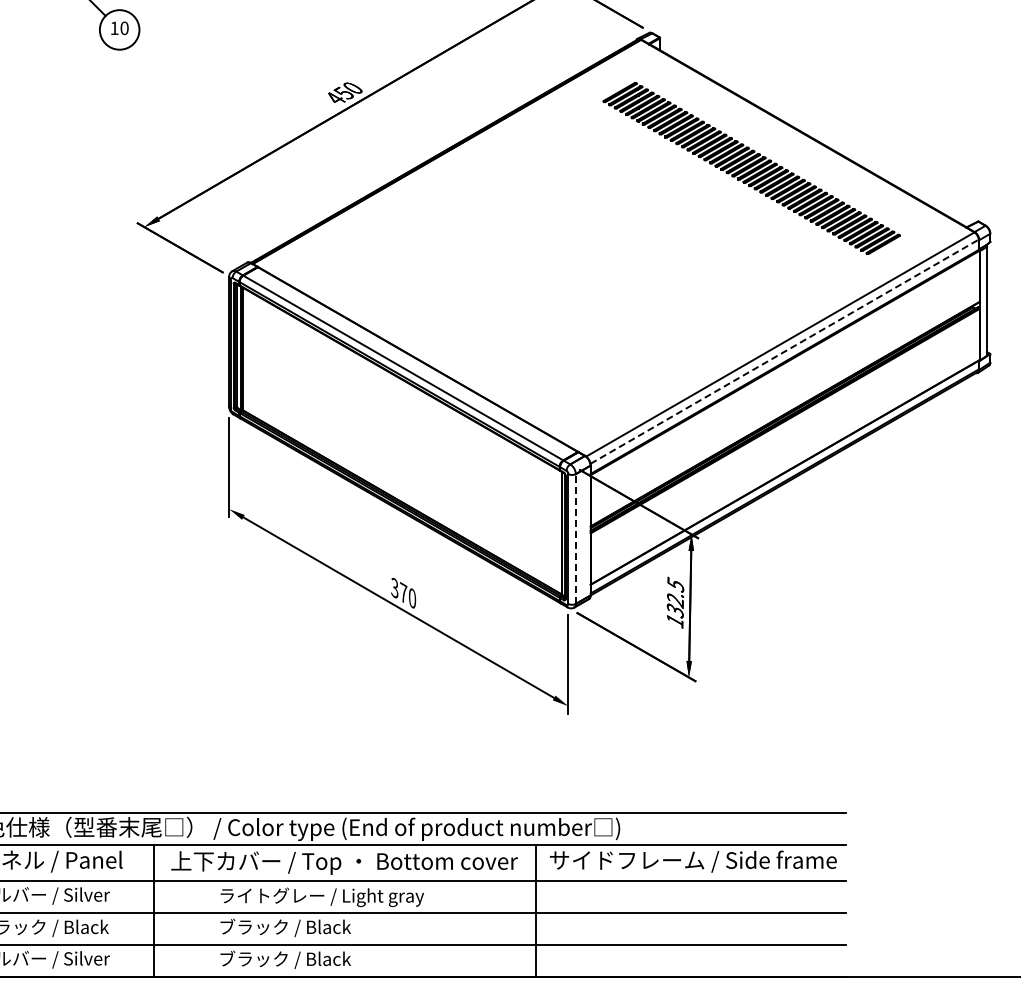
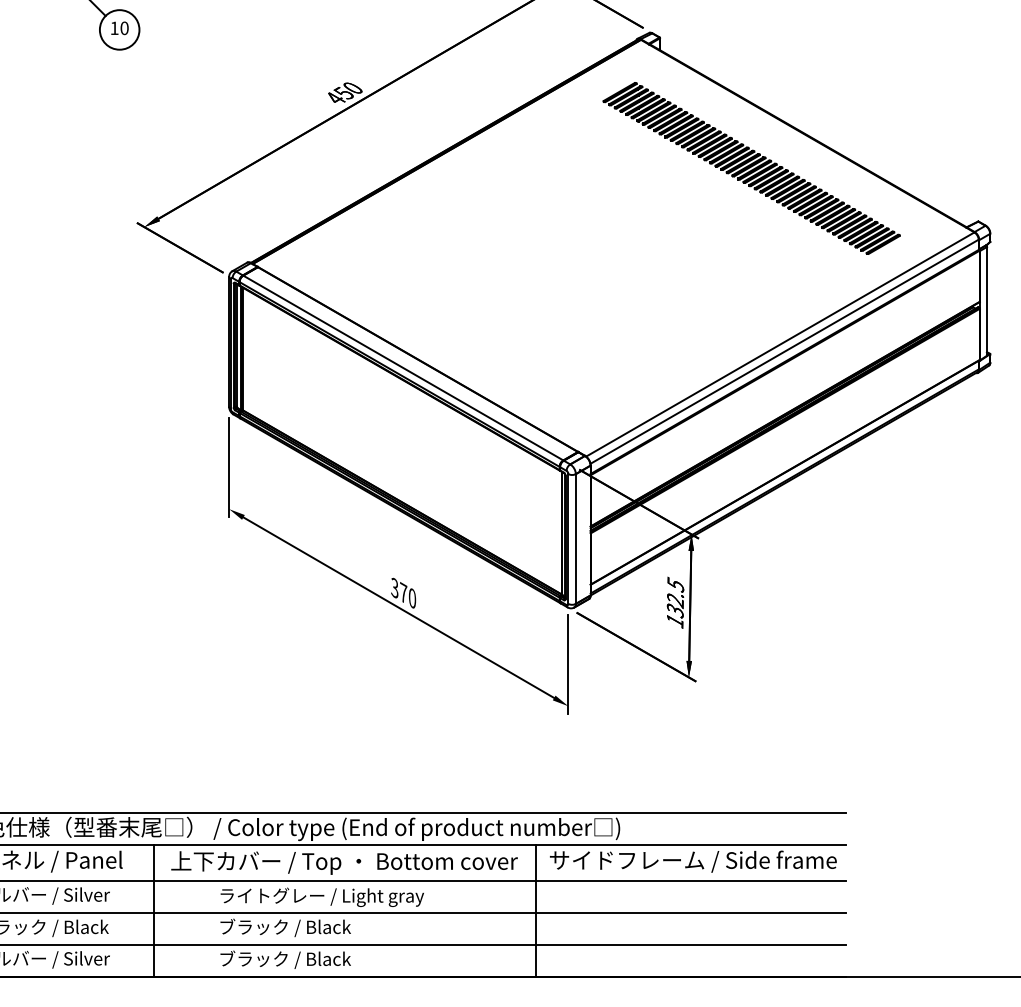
line: dashed -> solid (785, 351)
line: dashed -> solid (575, 539)
